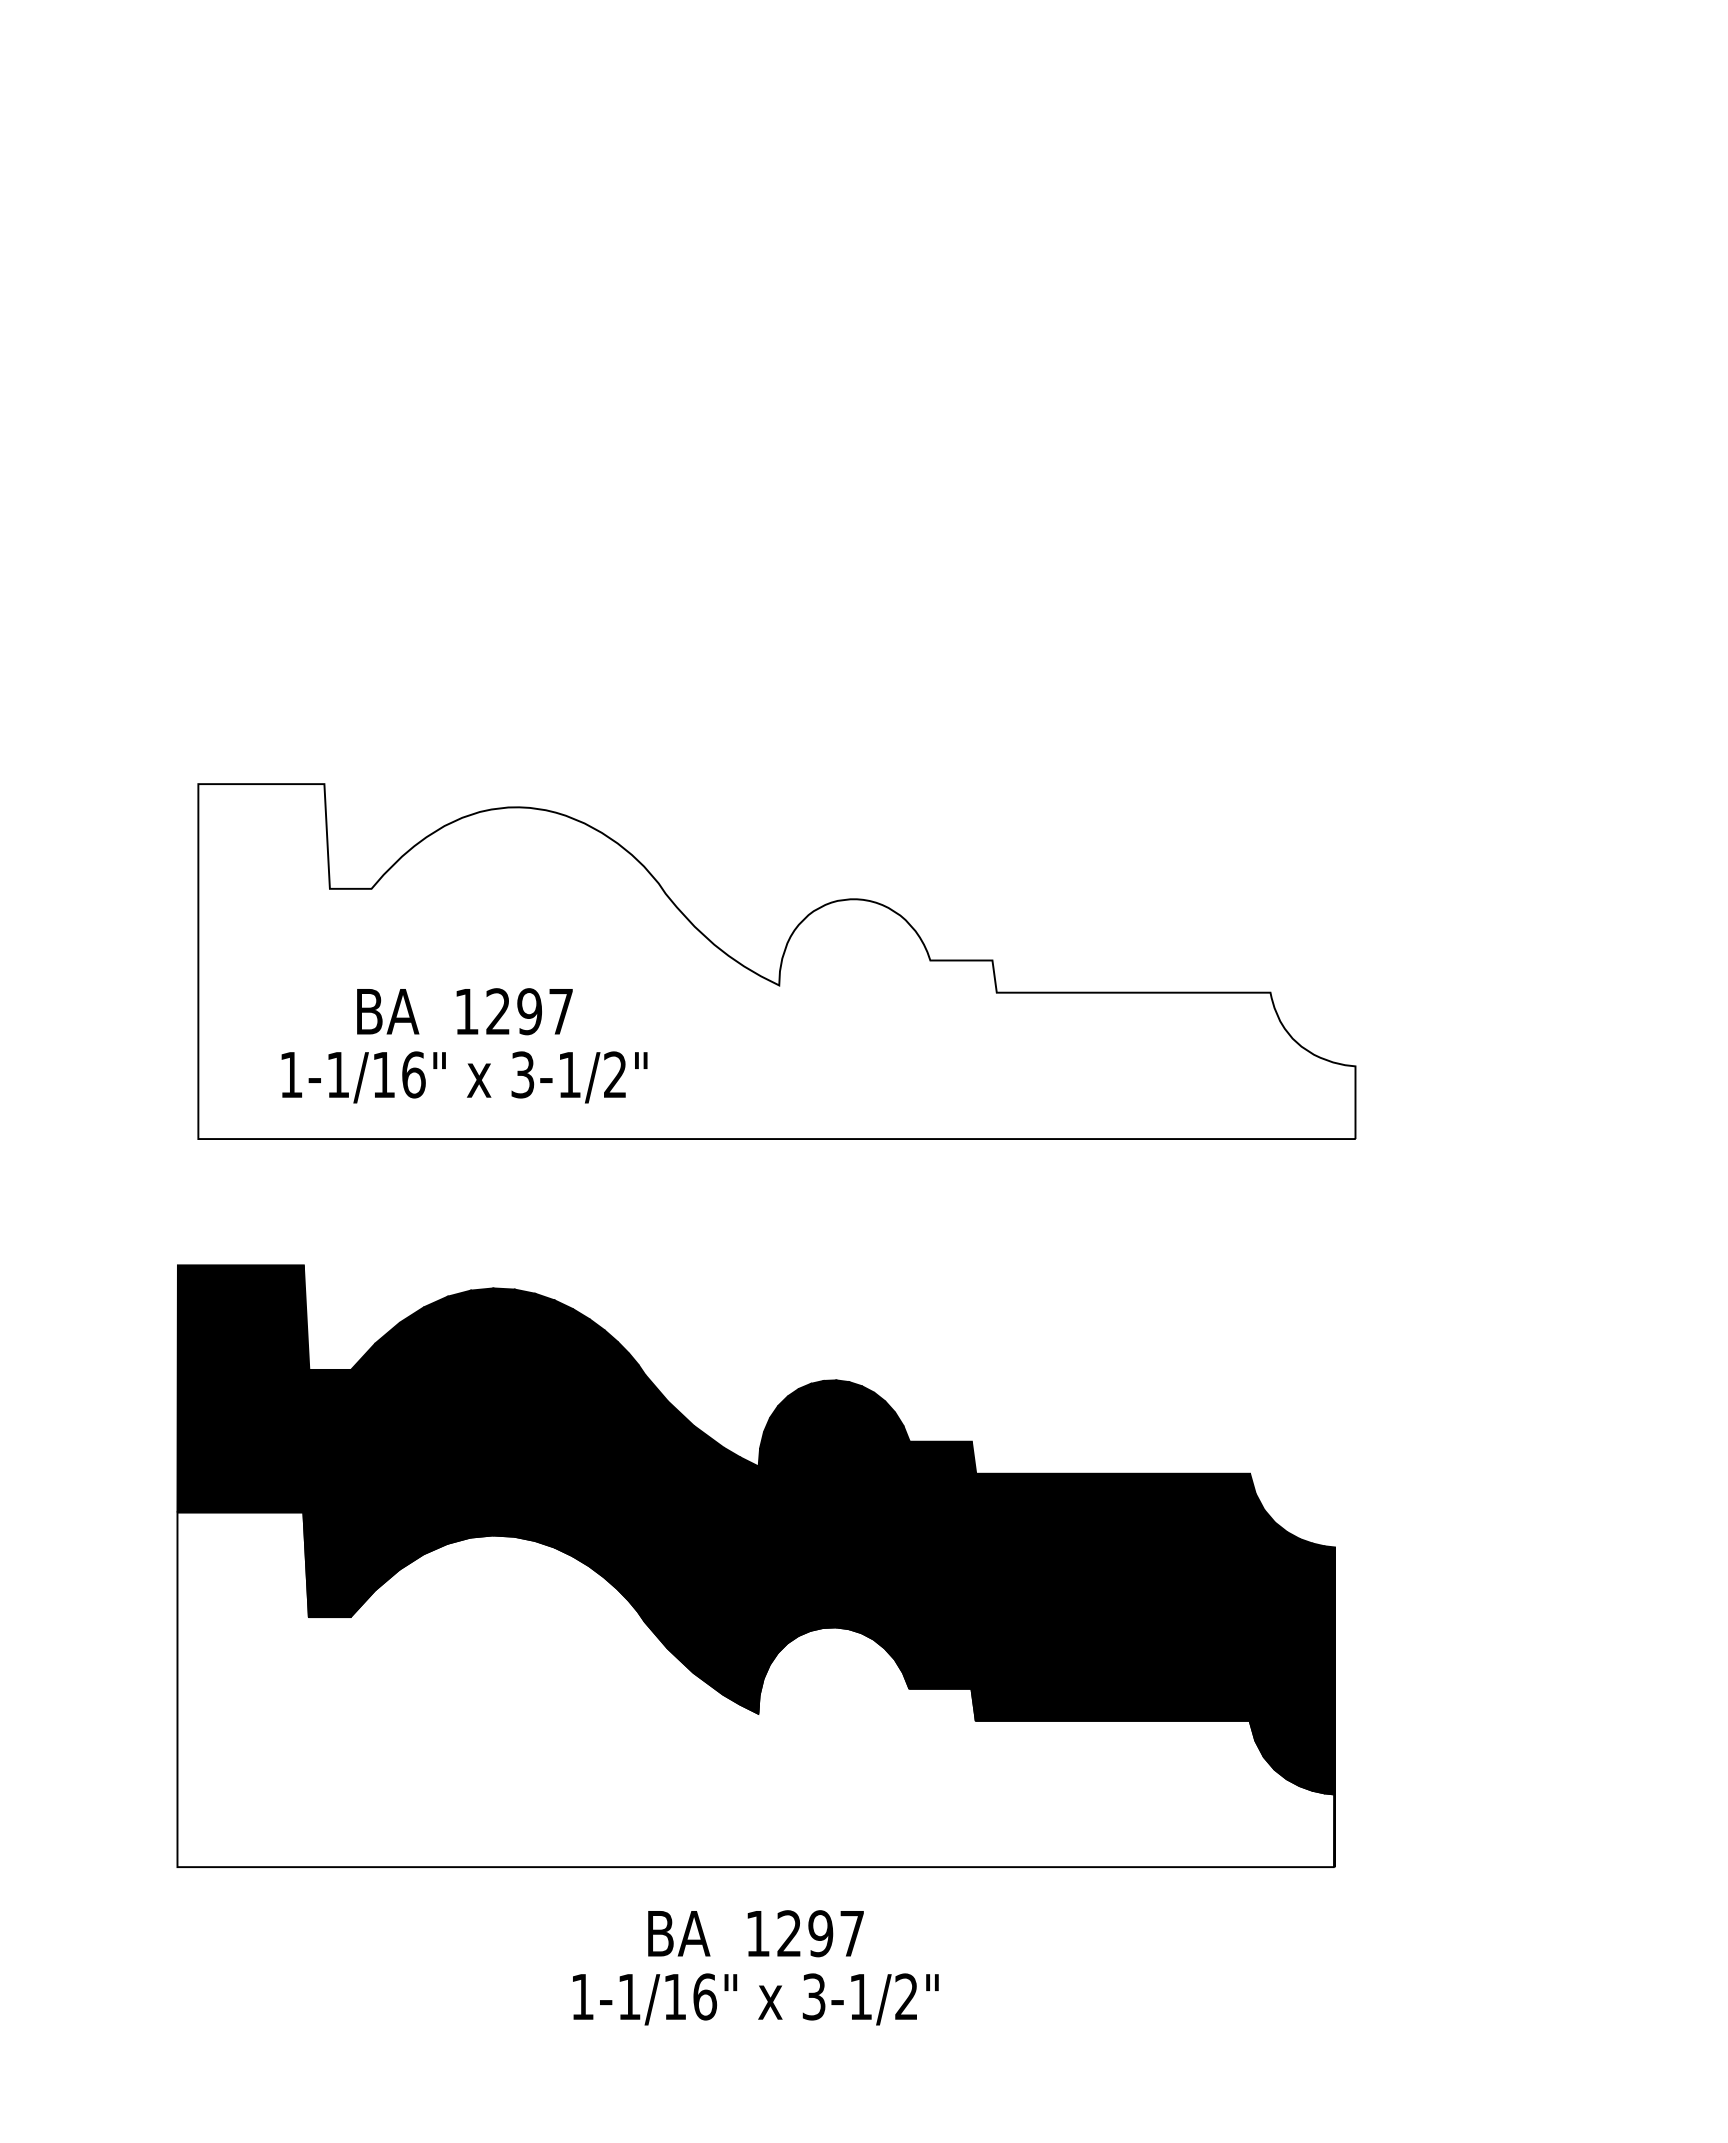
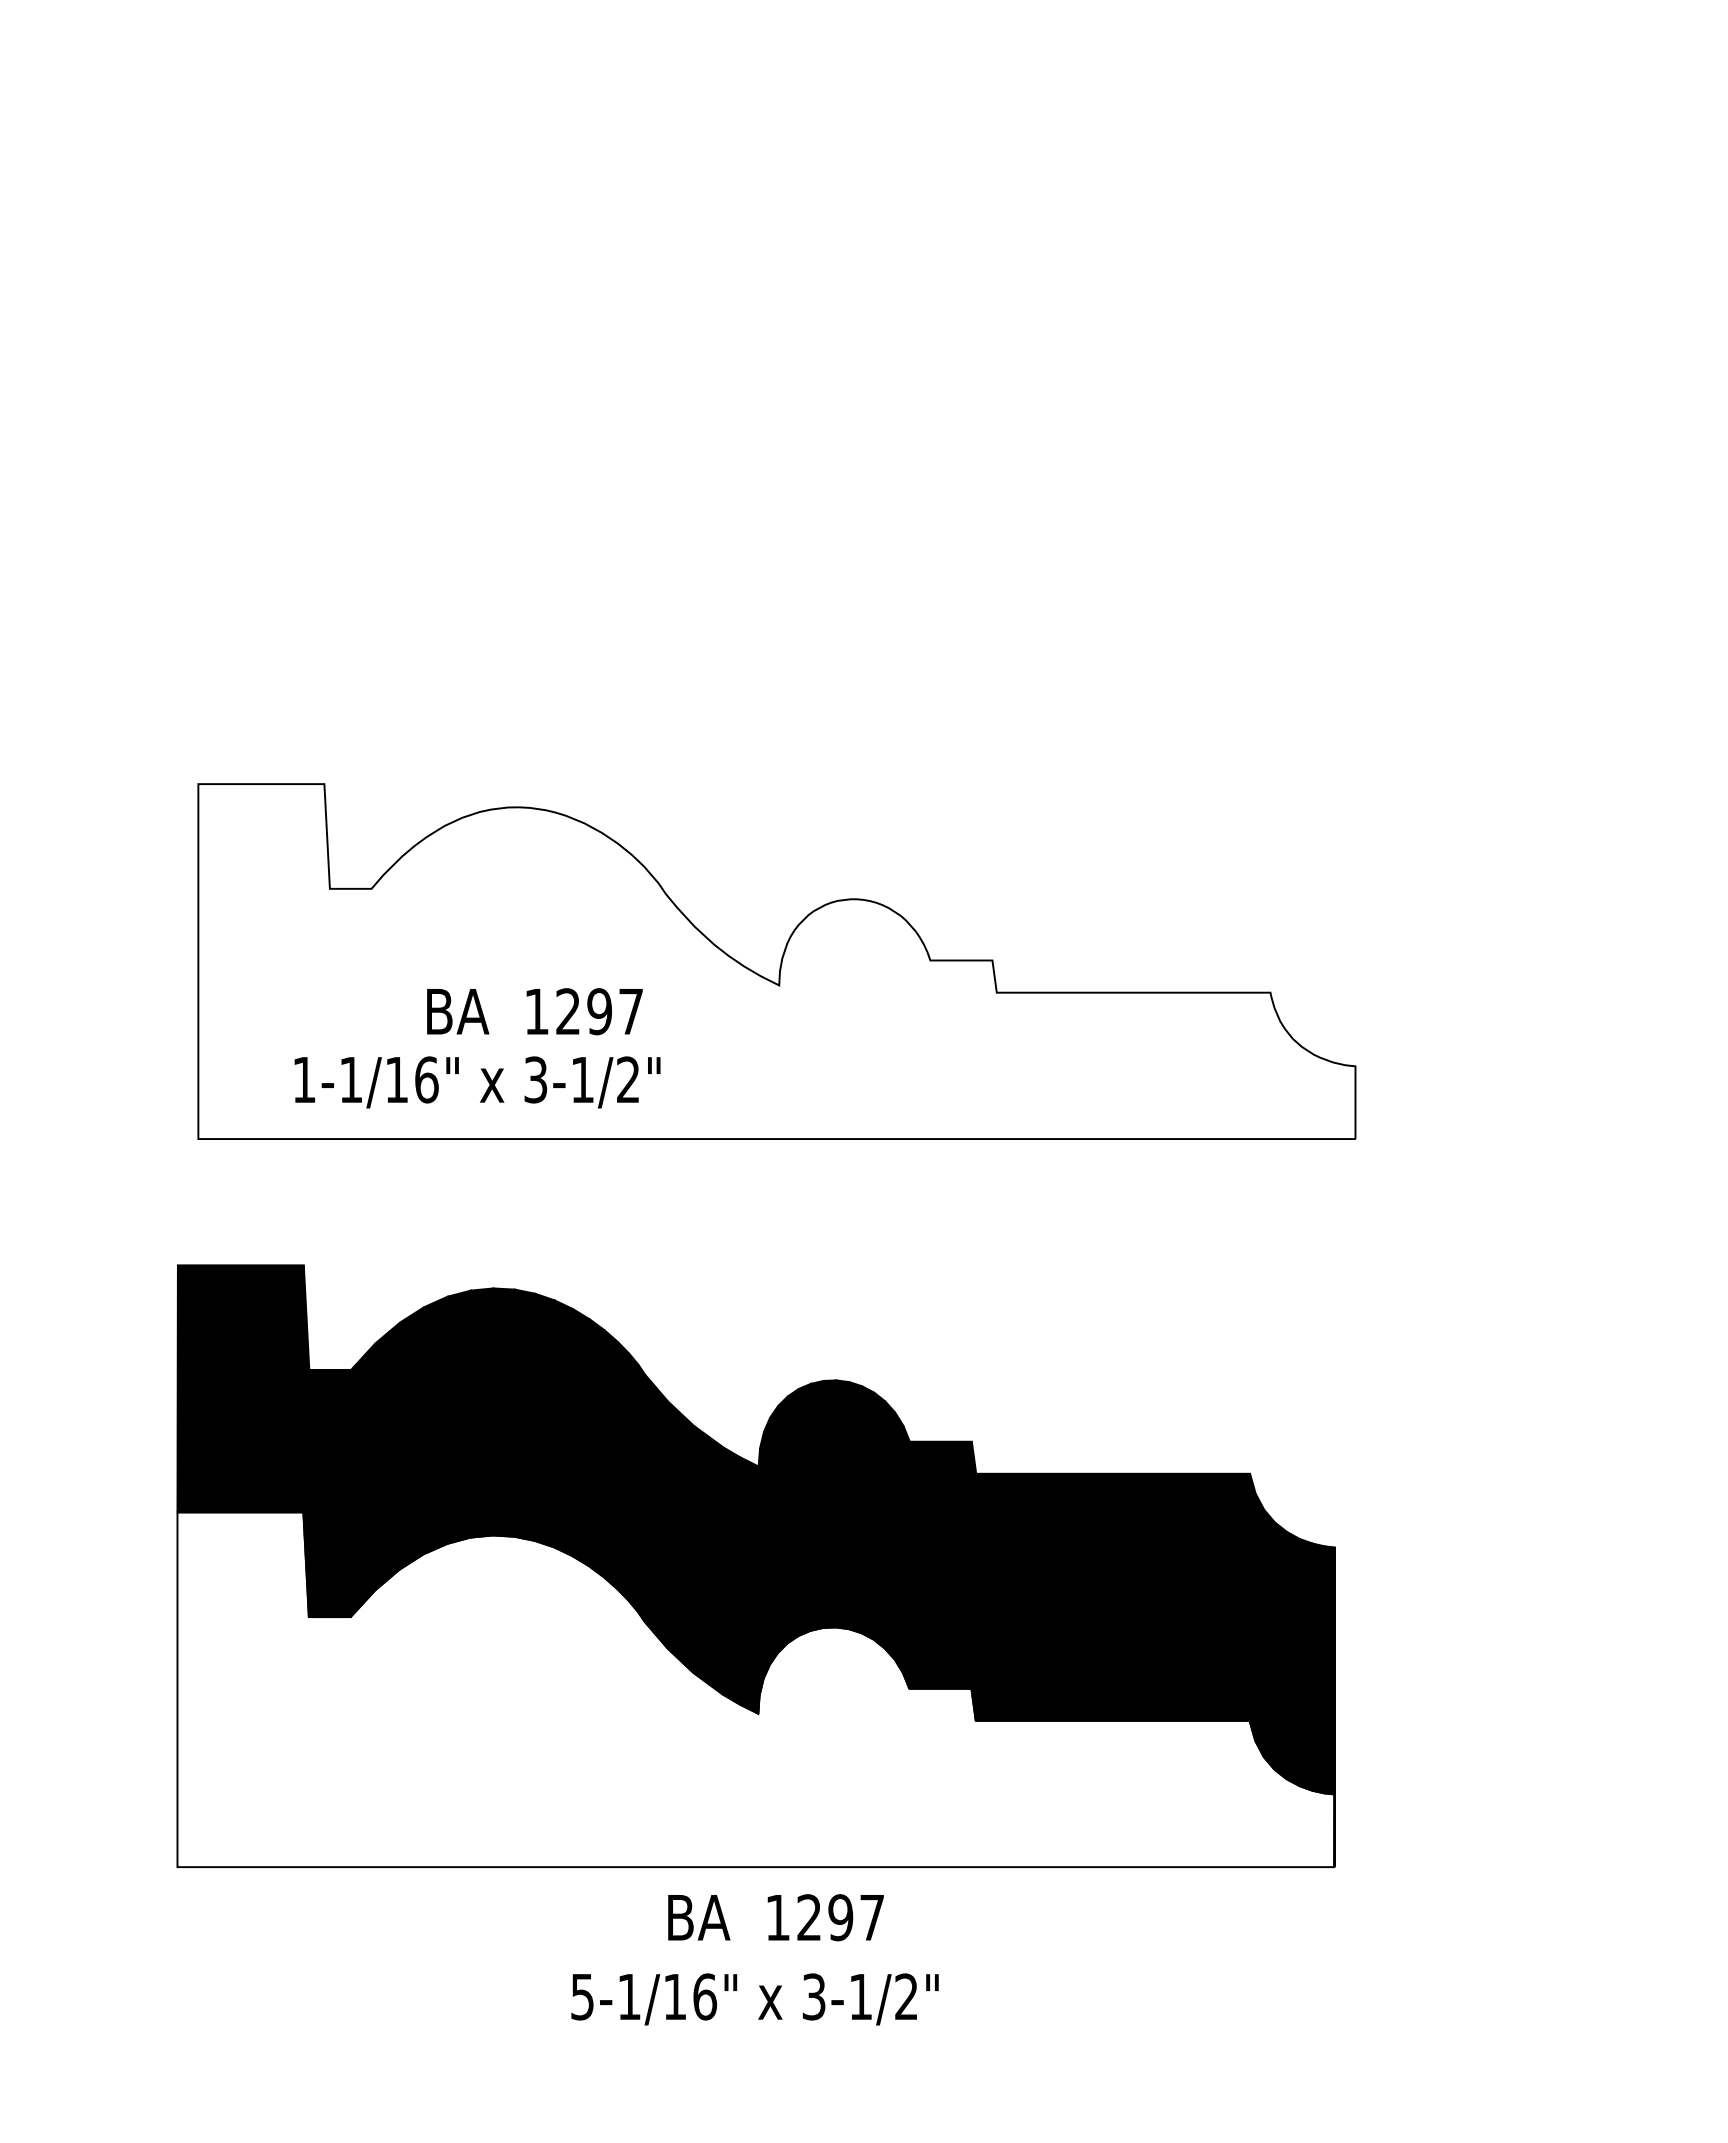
text position: (464, 1011) -> (534, 1011) (534, 1011)
text position: (464, 1077) -> (477, 1082) (477, 1082)
text position: (755, 1933) -> (775, 1917) (775, 1917)
text: 1-1/16" -> 5-1/16" (582, 1997)
